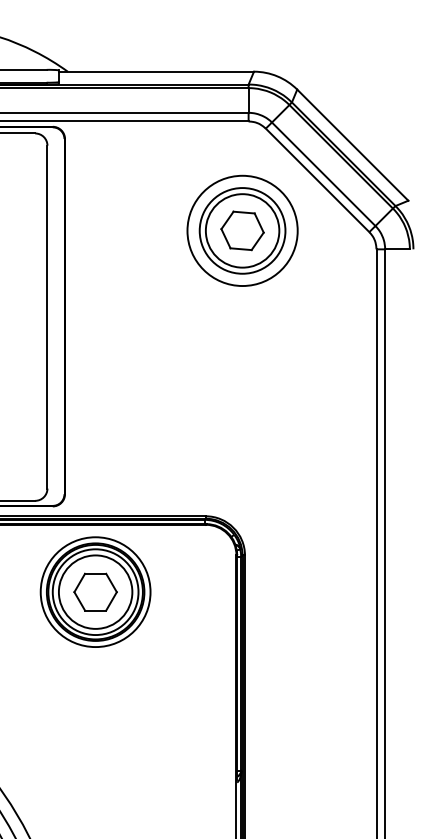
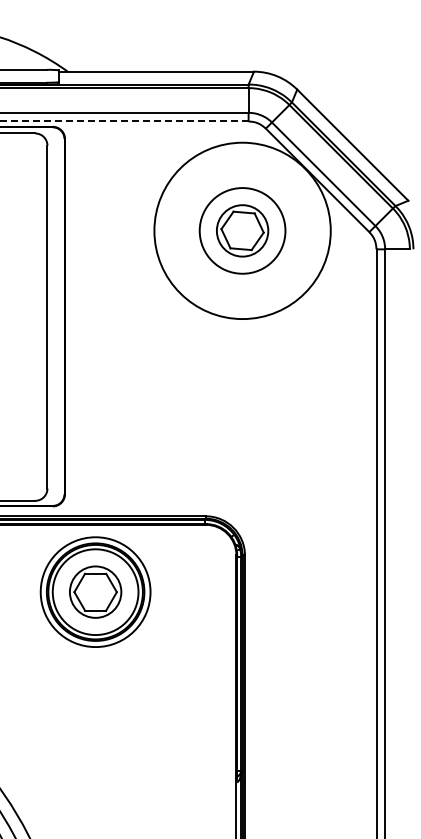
line: solid -> dashed (124, 121)
circle diameter: 110 px -> 176 px (242, 230)
circle diameter: 73 px -> 51 px (242, 230)
circle diameter: 73 px -> 51 px (95, 591)
